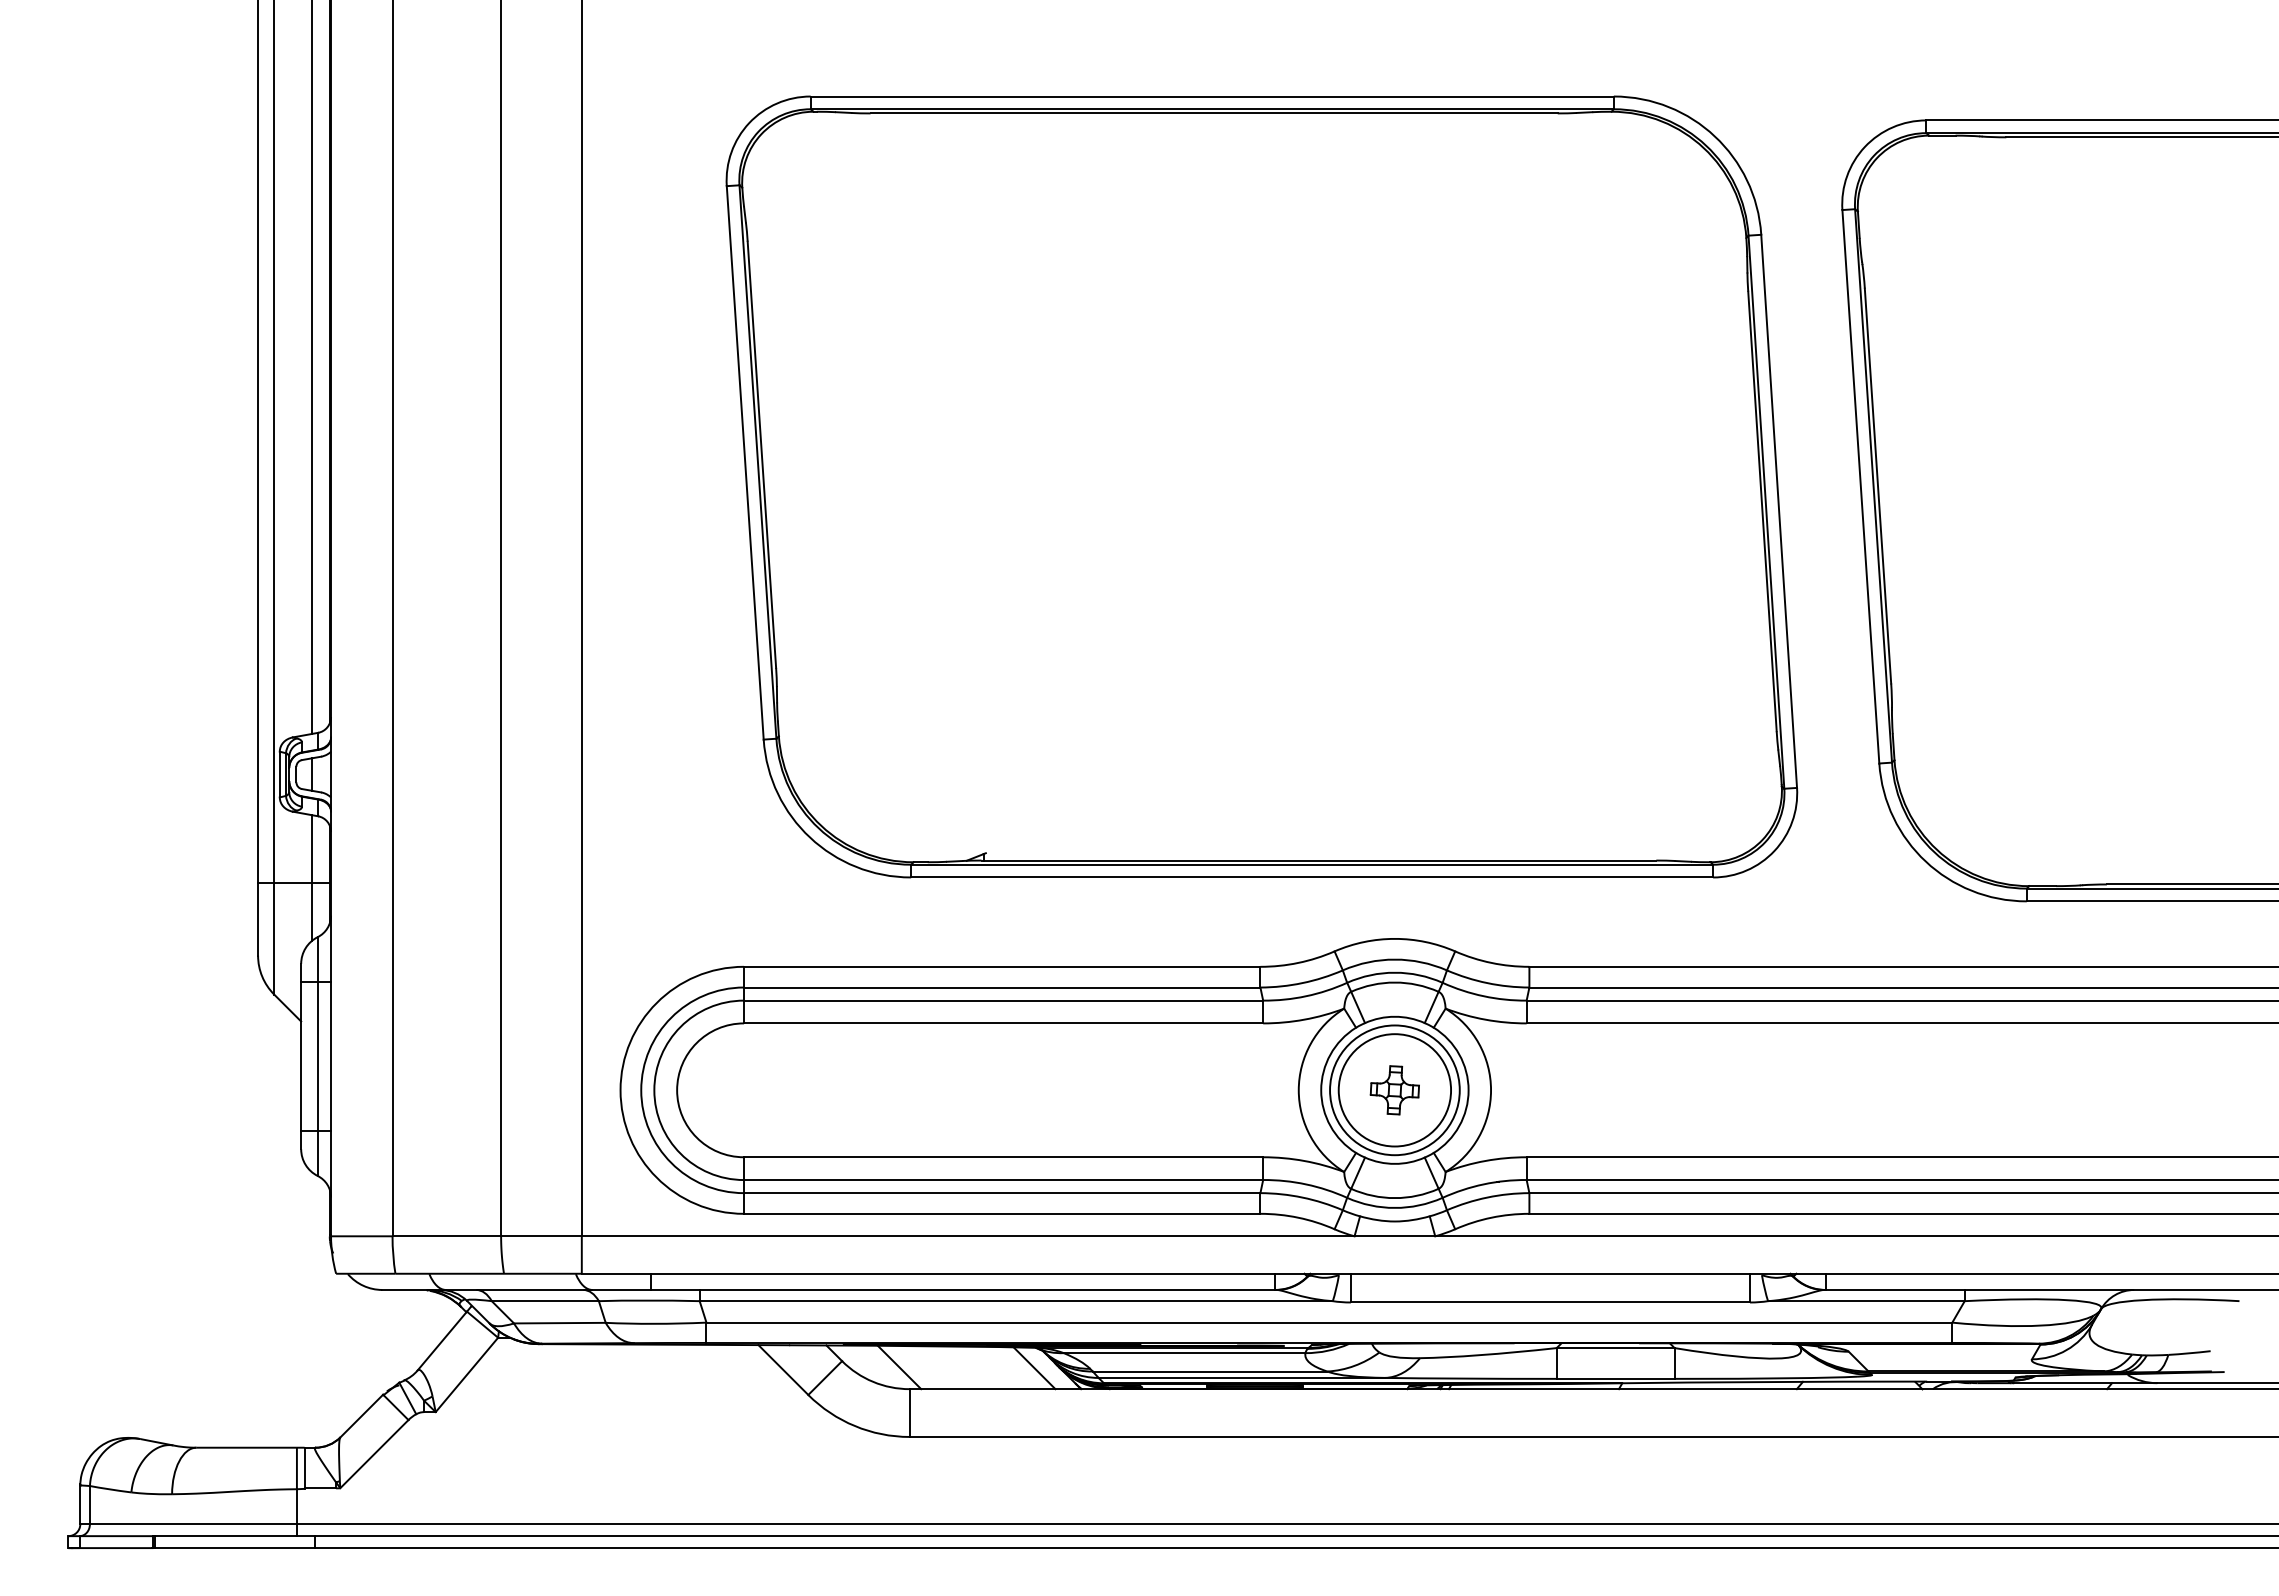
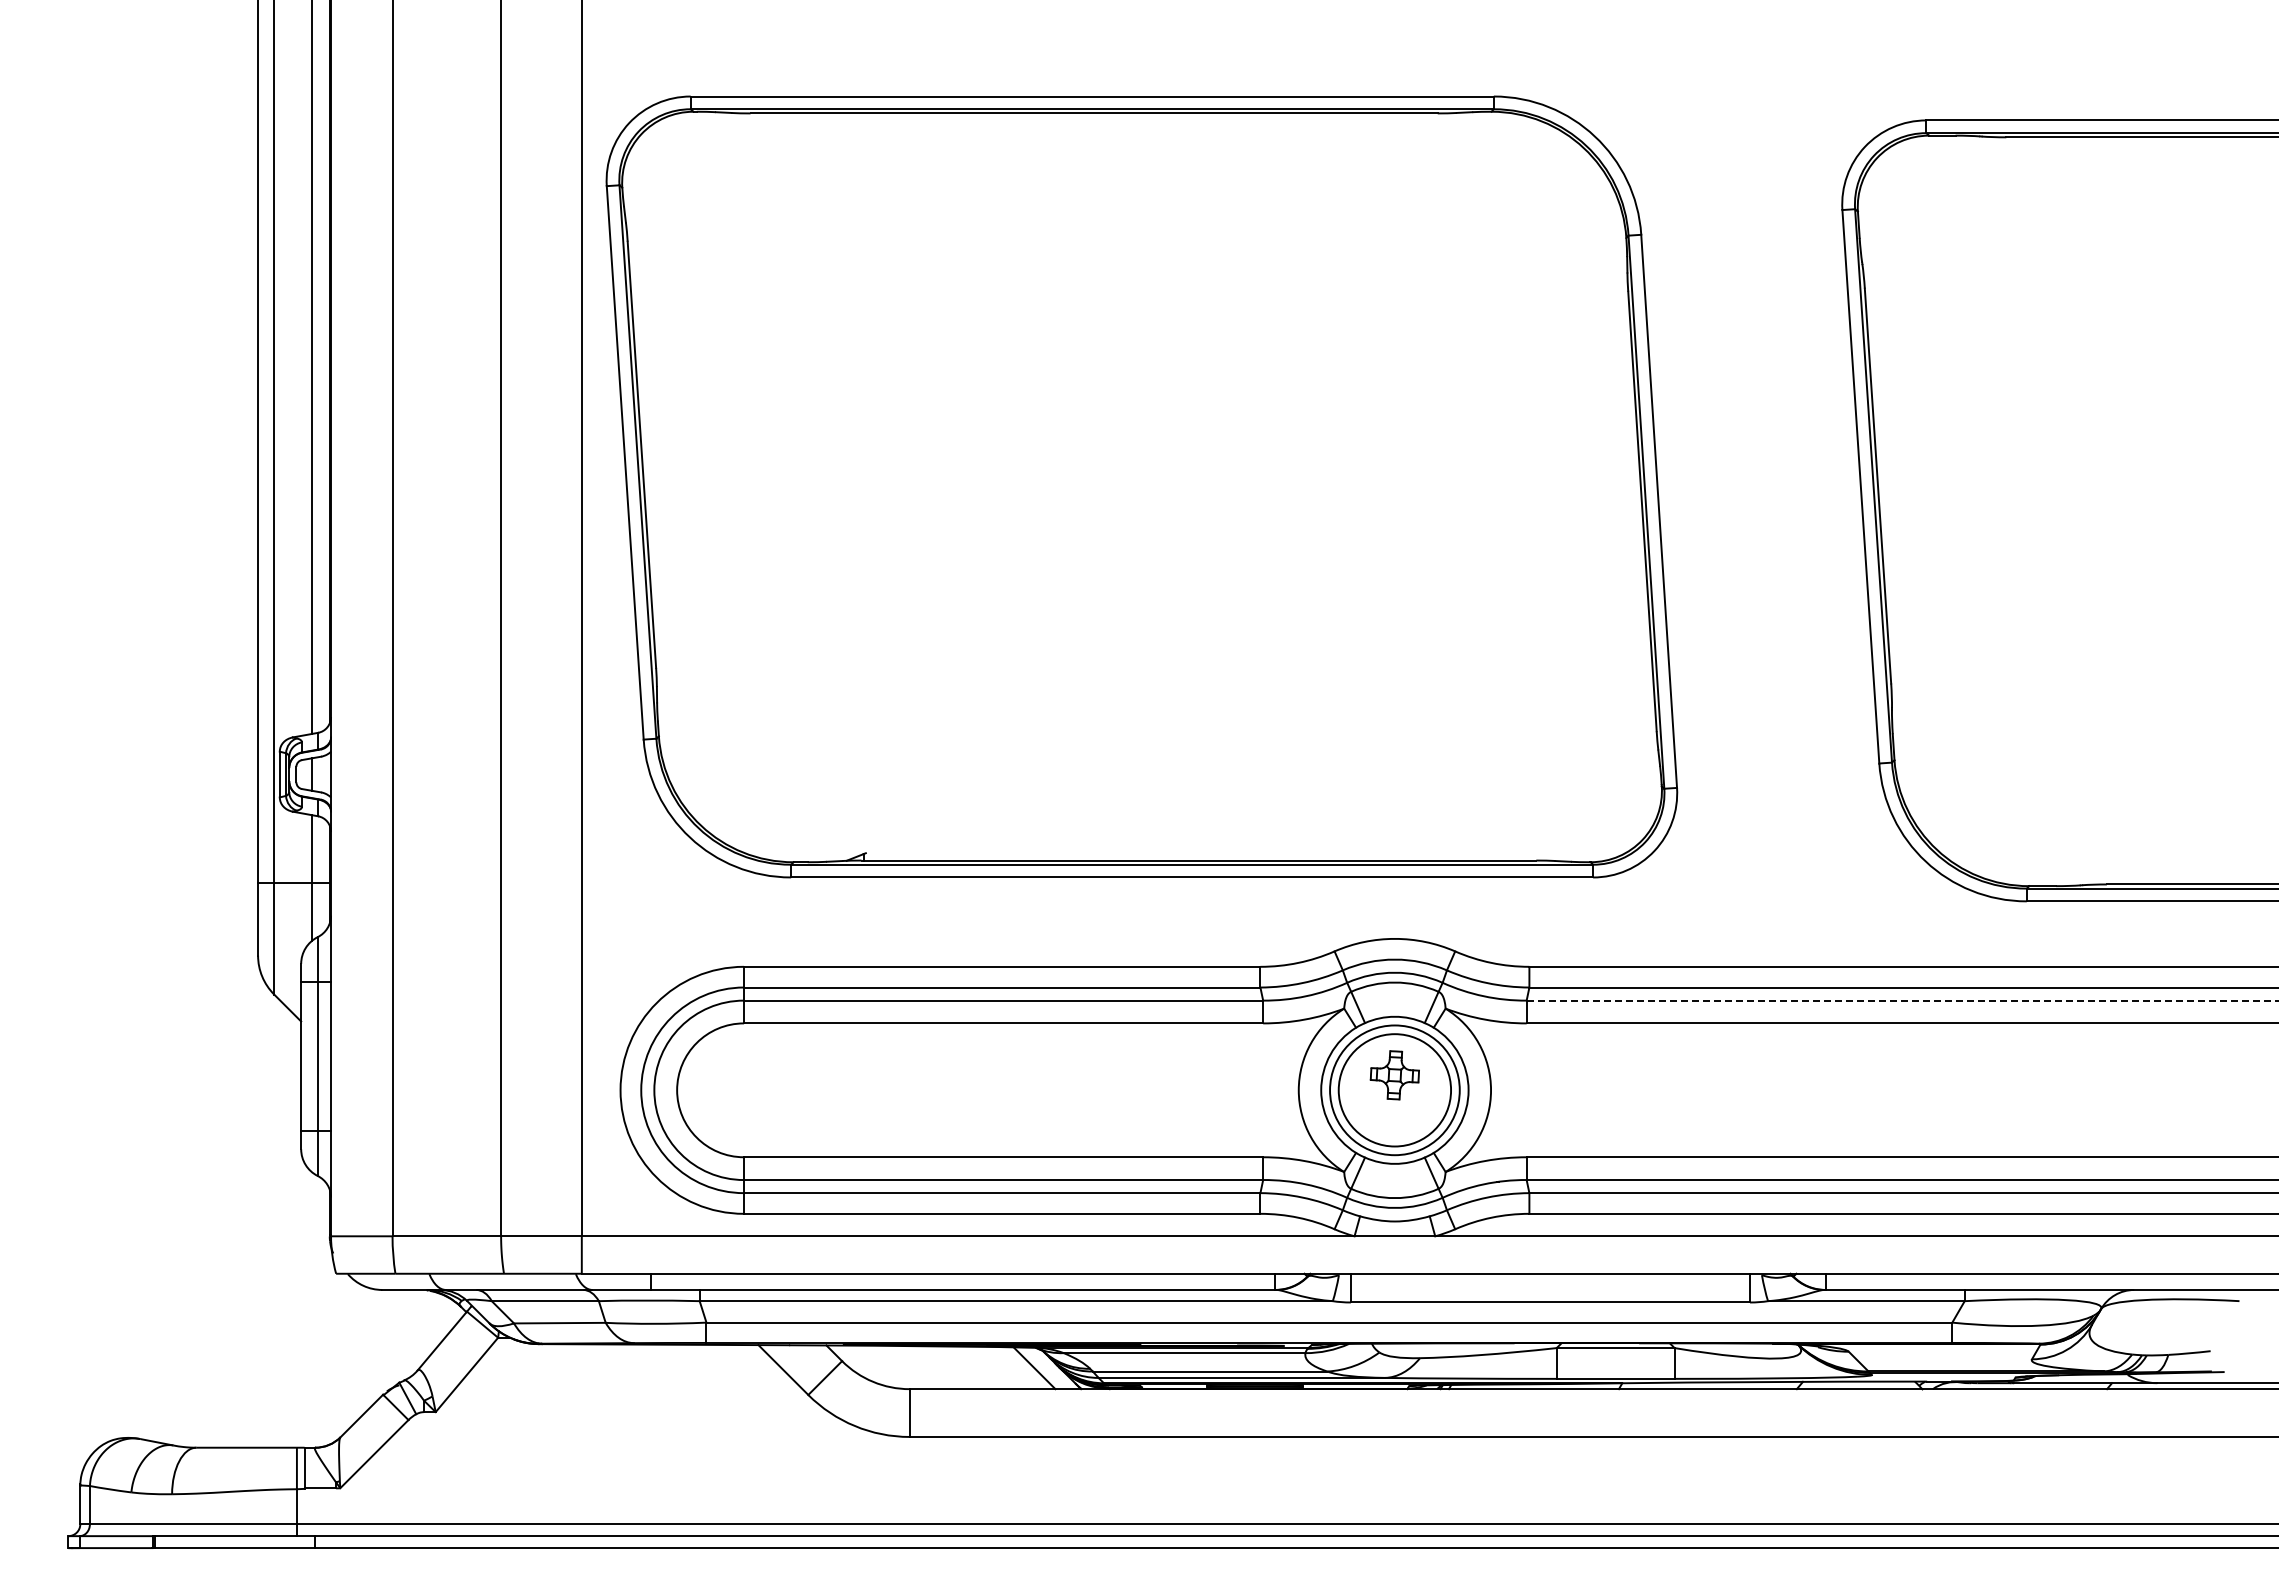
part position: (1261, 486) -> (1141, 486) (1141, 486)
line: solid -> dashed (1902, 1000)
part position: (1394, 1090) -> (1394, 1075) (1394, 1075)
line: present -> none (899, 1367)
